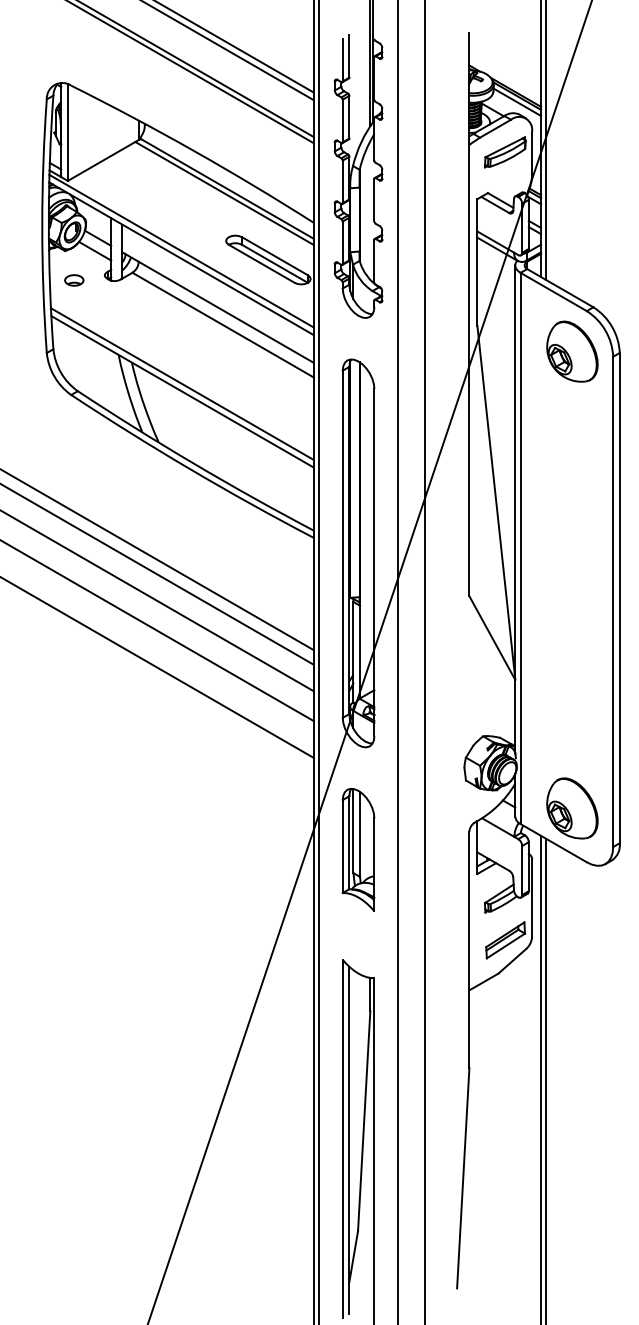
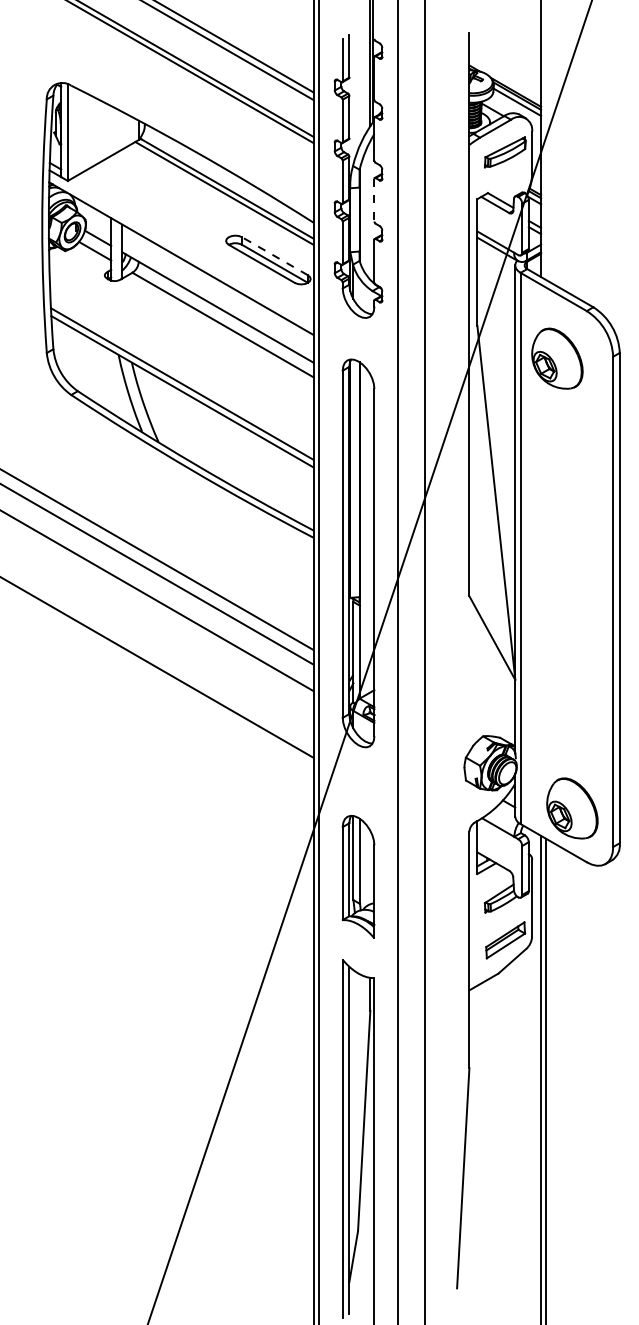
line: present -> none (546, 141)
line: solid -> dashed (374, 200)
line: present -> none (181, 250)
line: solid -> dashed (274, 255)
part: present -> none (74, 280)
part position: (572, 351) -> (557, 358) (557, 358)
line: present -> none (157, 631)
part position: (358, 849) -> (358, 876) (358, 876)
